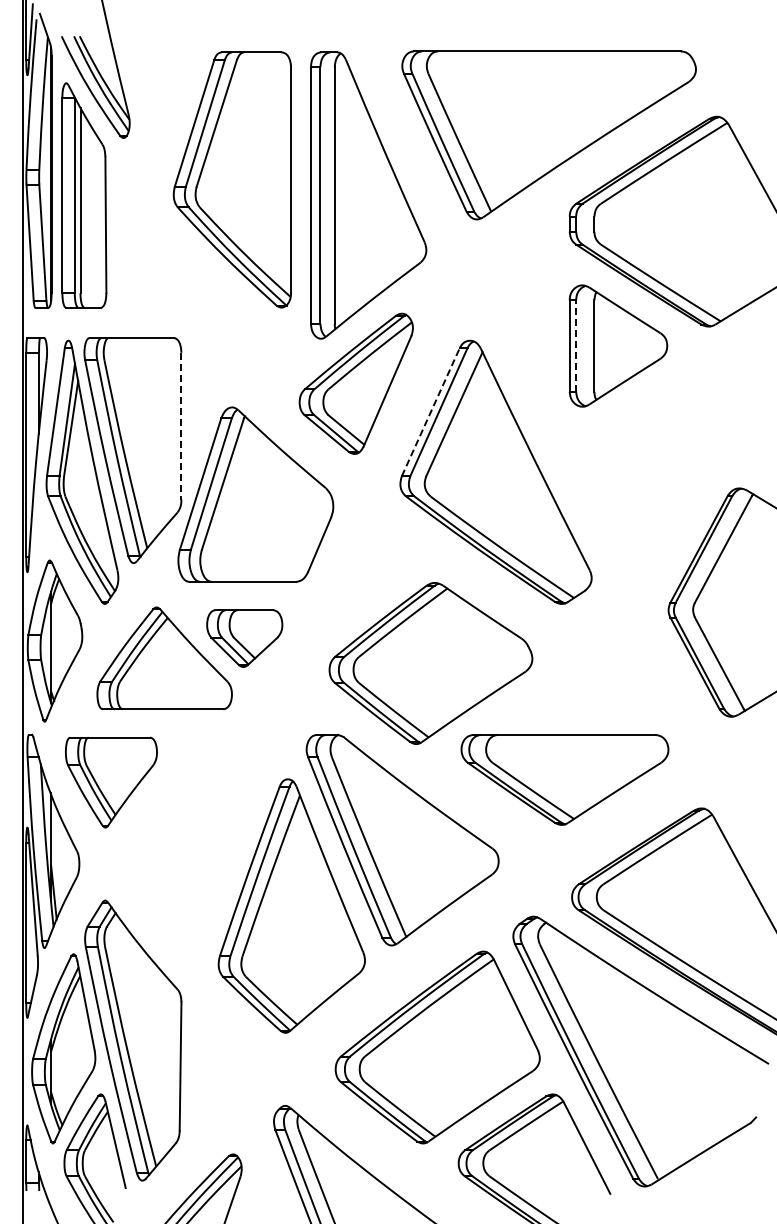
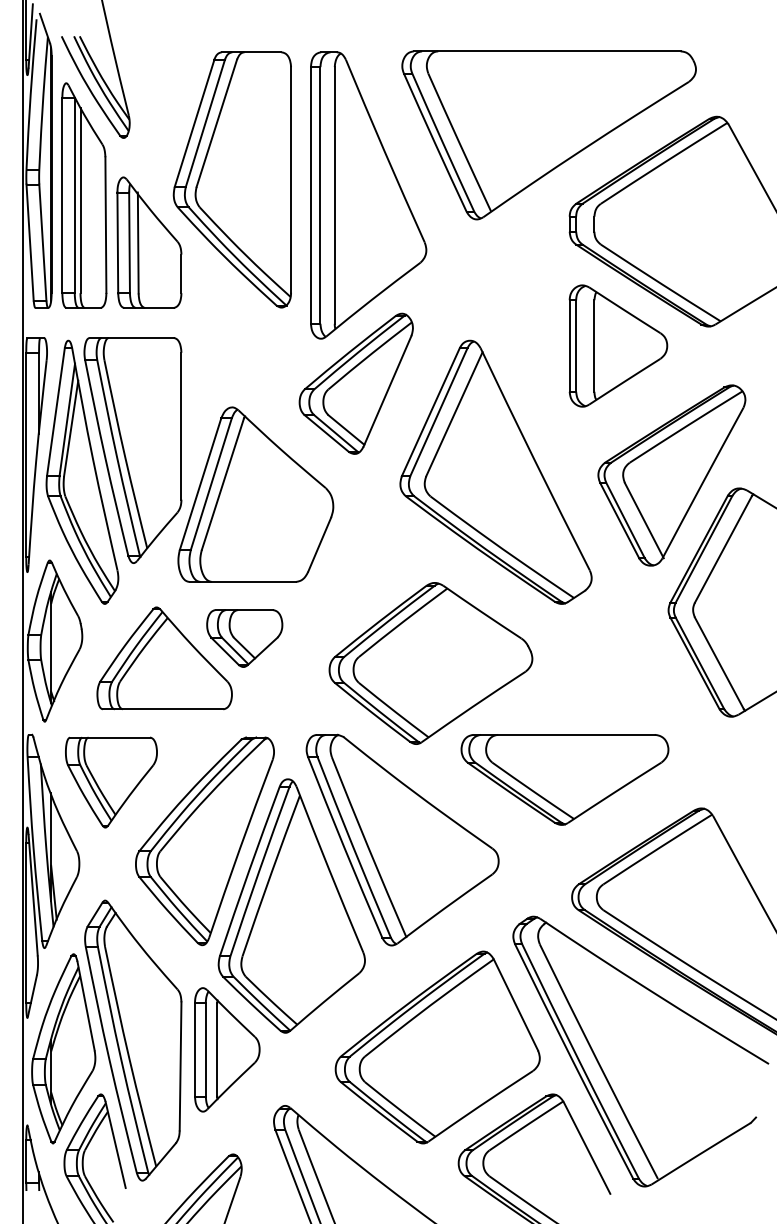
part: none -> present (149, 242)
line: dashed -> solid (576, 346)
line: dashed -> solid (431, 411)
line: dashed -> solid (181, 426)
part: none -> present (671, 475)
part: none -> present (204, 841)
part: none -> present (227, 1049)
